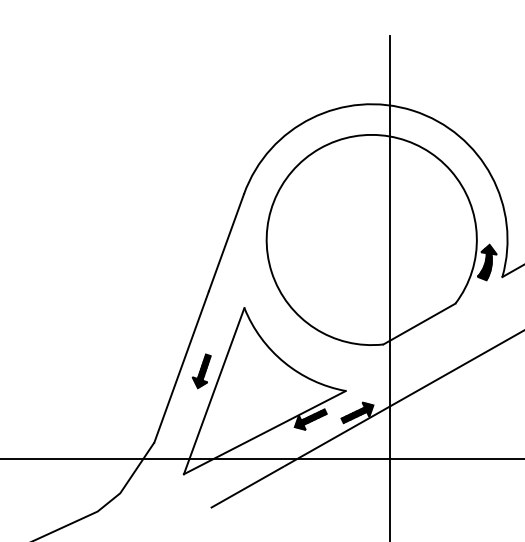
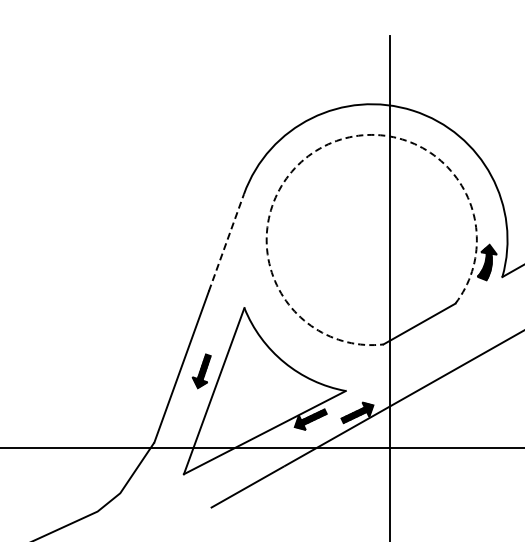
arc: solid -> dashed (319, 148)
line: solid -> dashed (226, 242)
line position: (261, 458) -> (261, 447) (261, 447)
